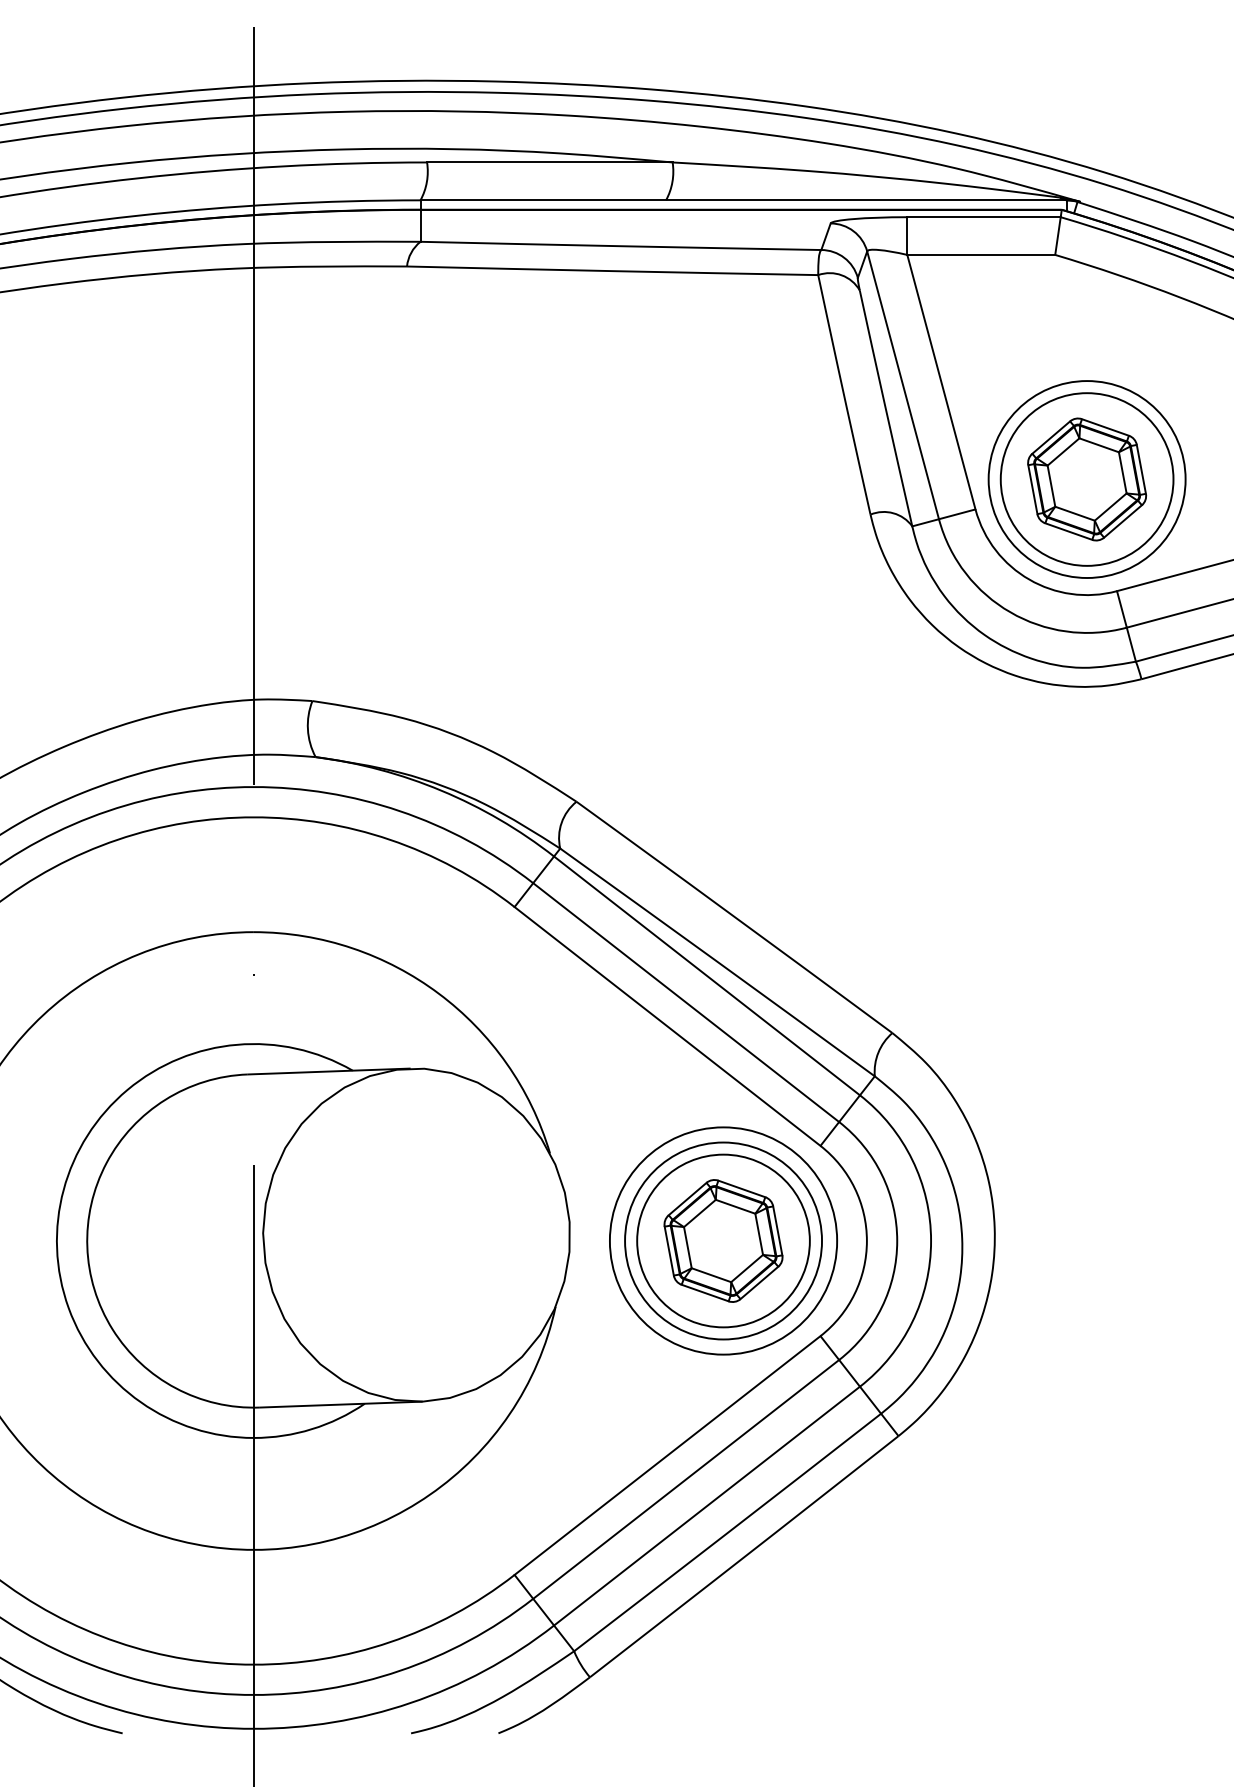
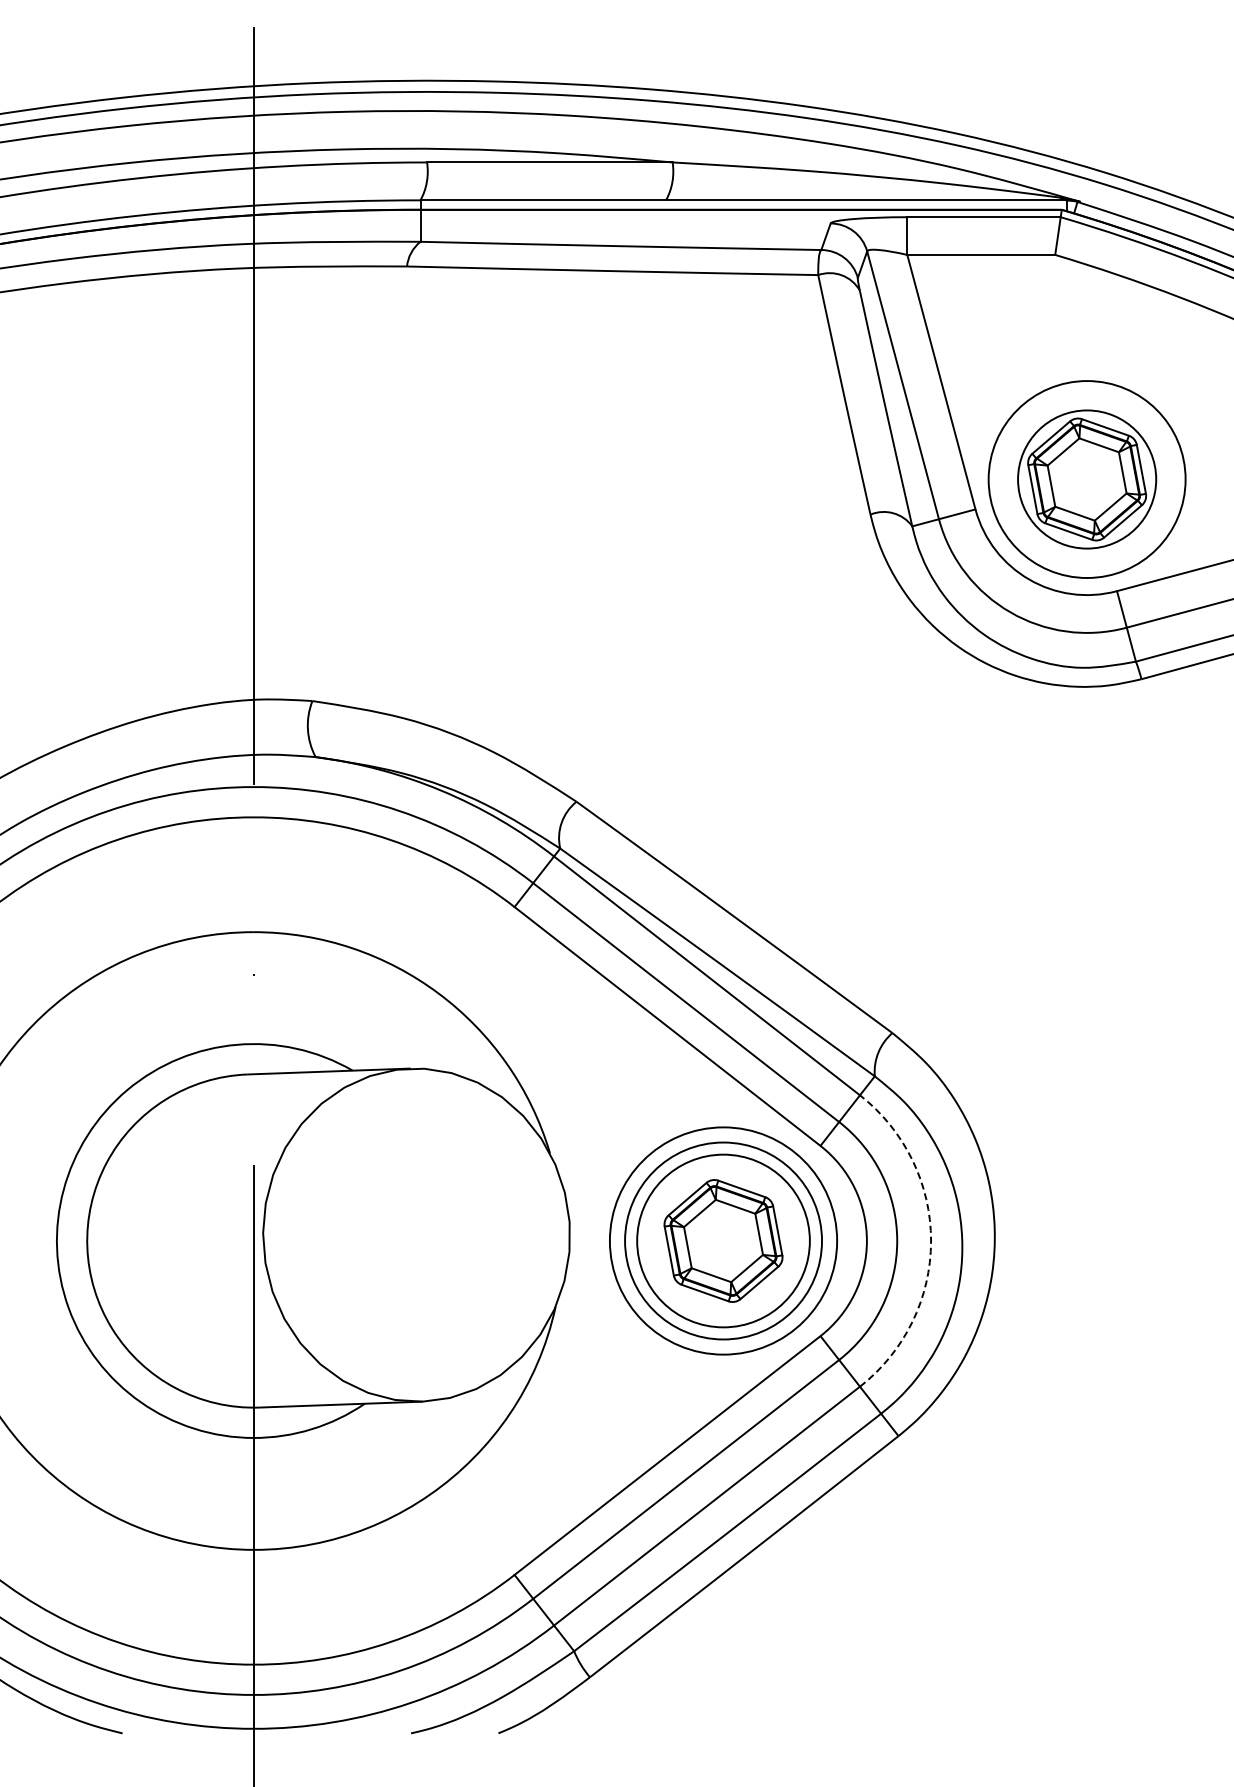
circle diameter: 173 px -> 138 px (1087, 479)
arc: solid -> dashed (931, 1241)
